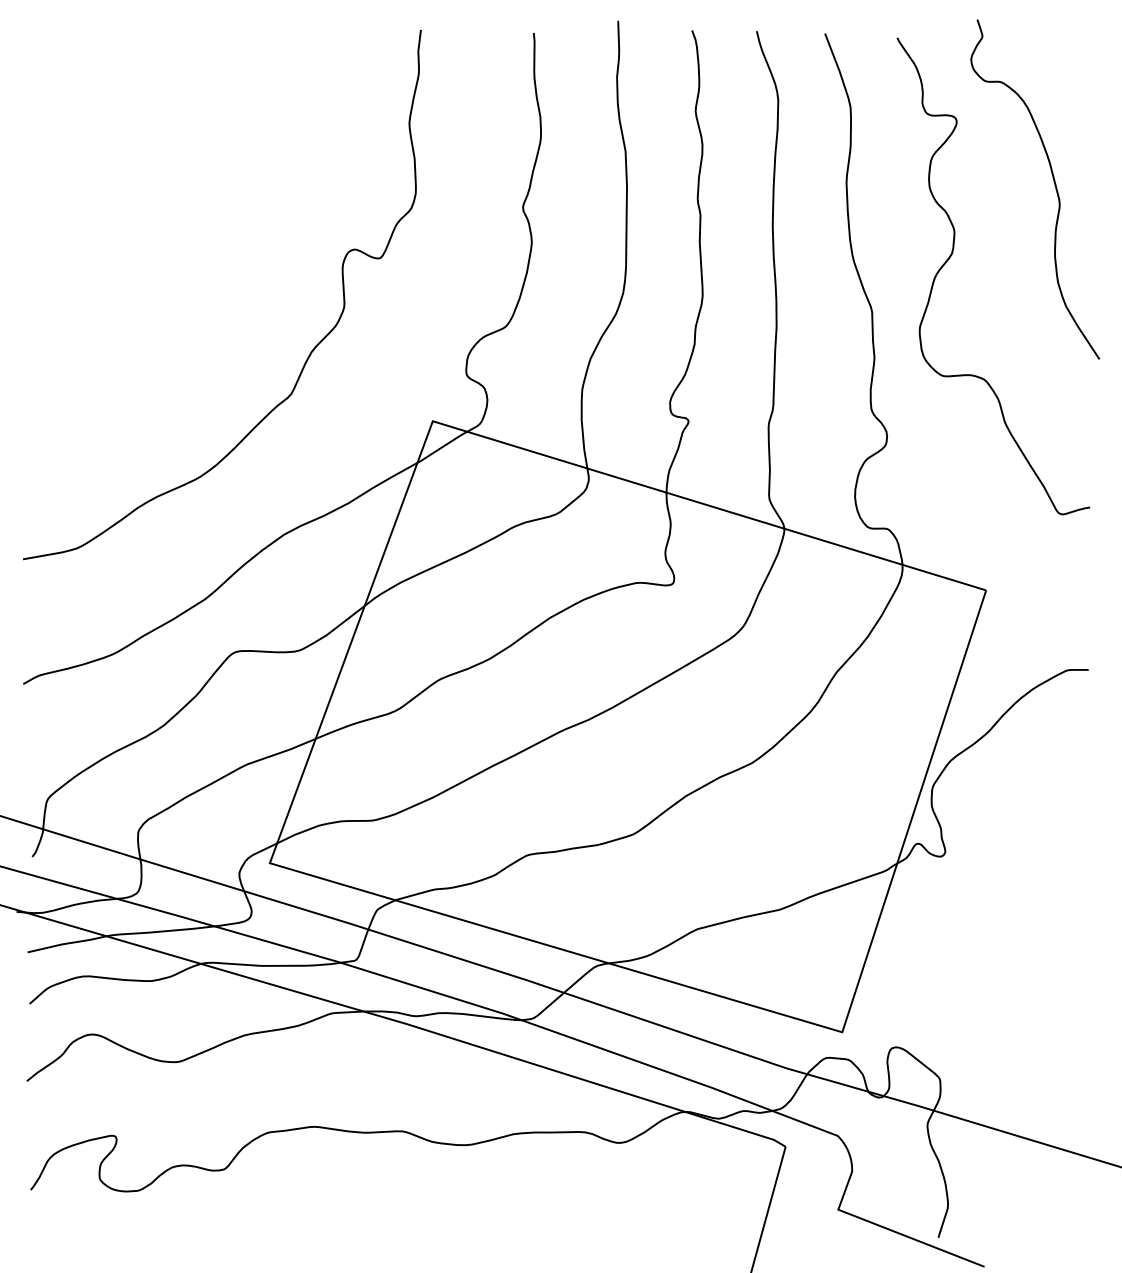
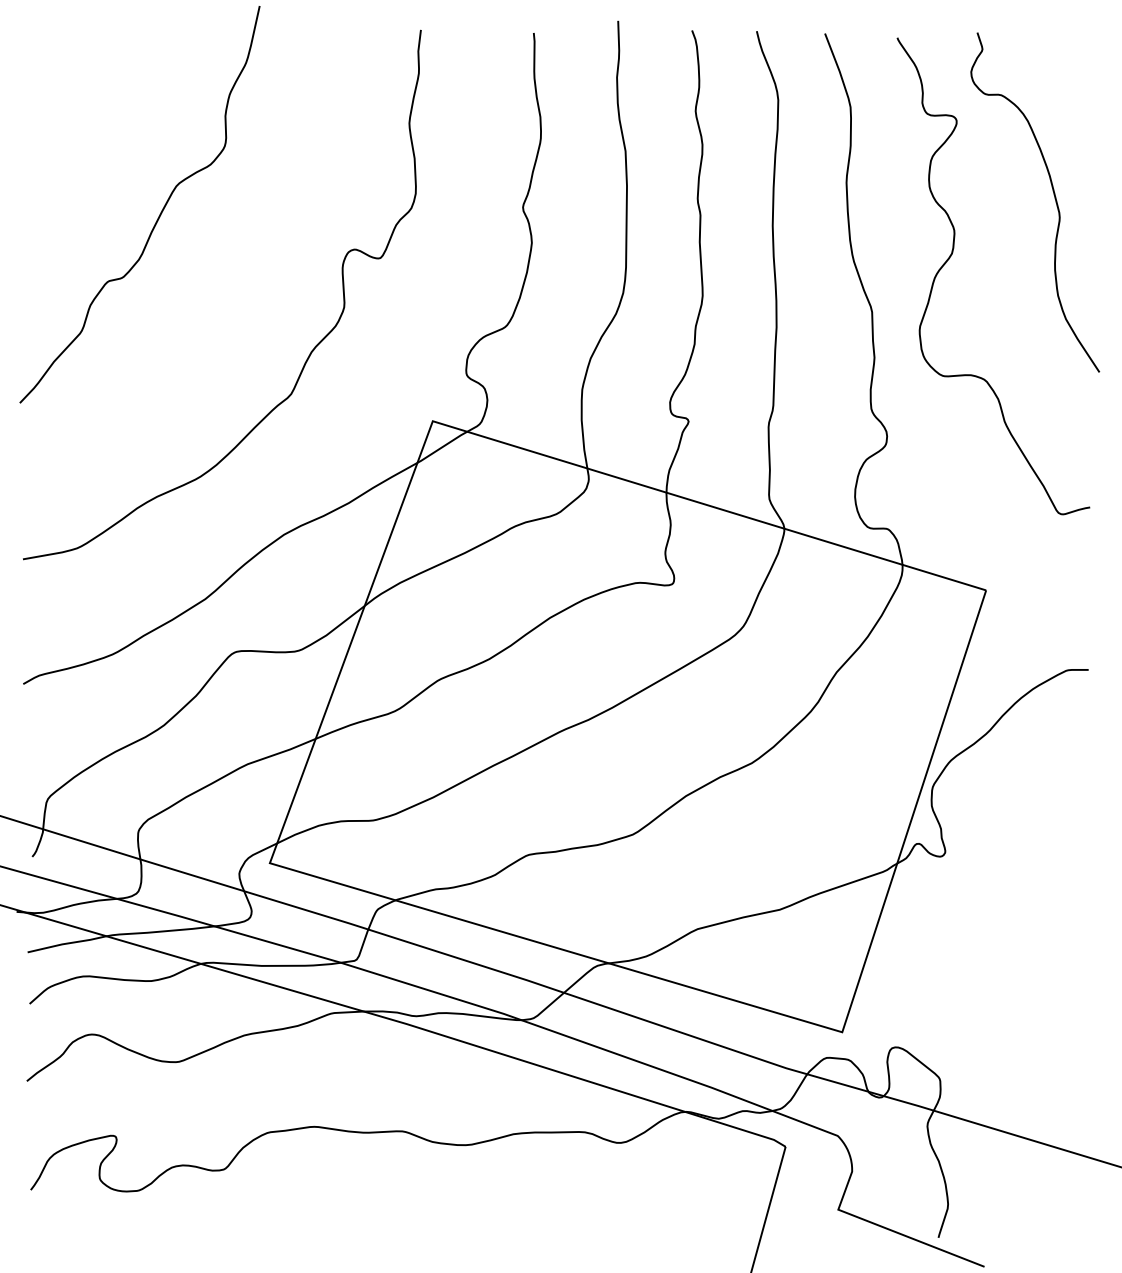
curve position: (1053, 182) -> (1053, 195) (1053, 195)
curve: none -> present (159, 214)
